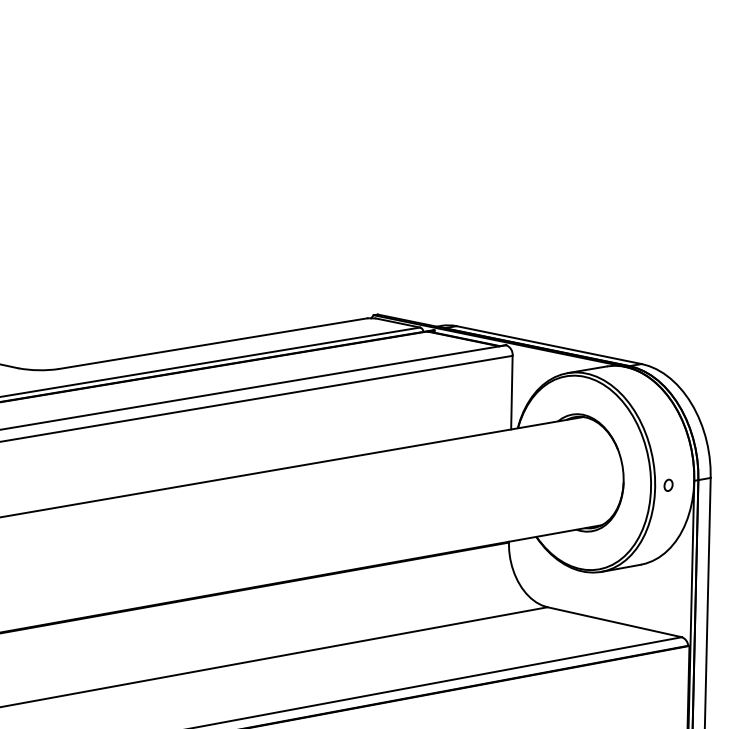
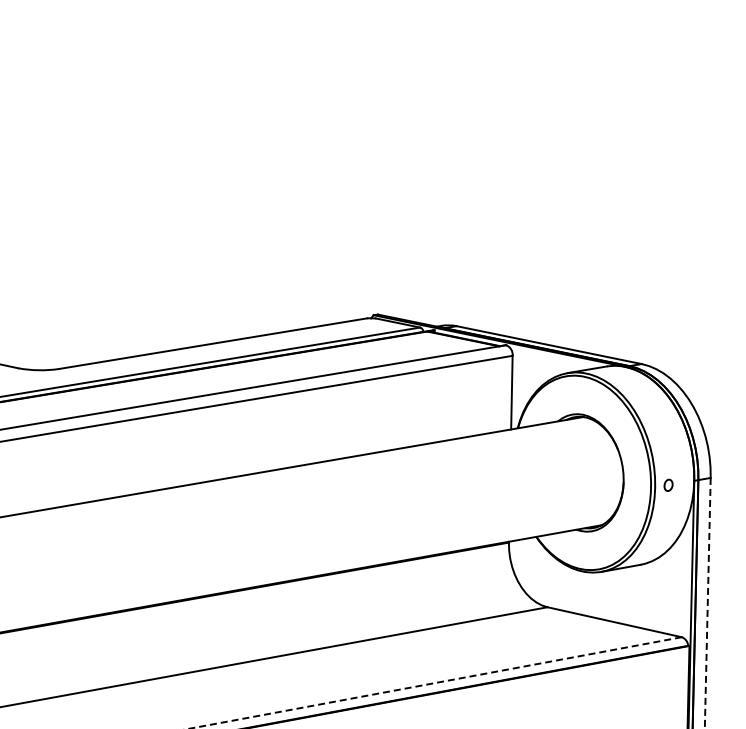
line: solid -> dashed (707, 603)
line: solid -> dashed (435, 683)
